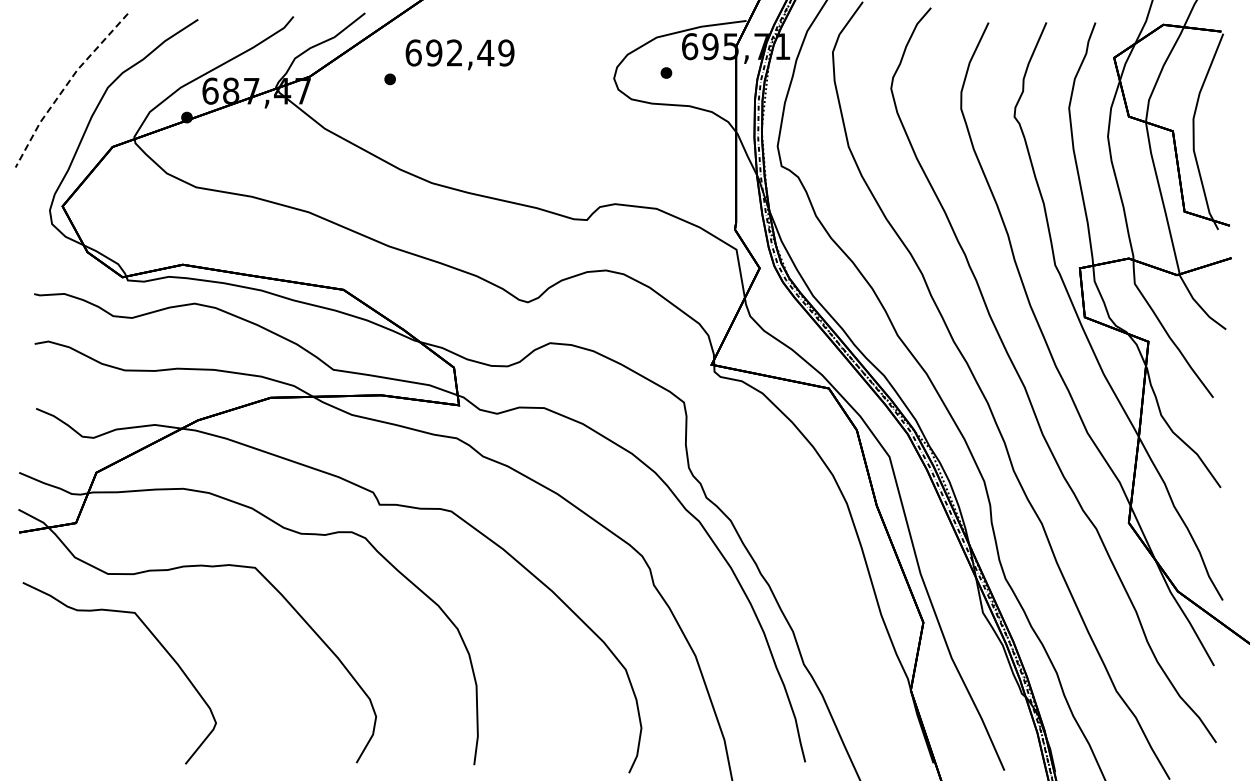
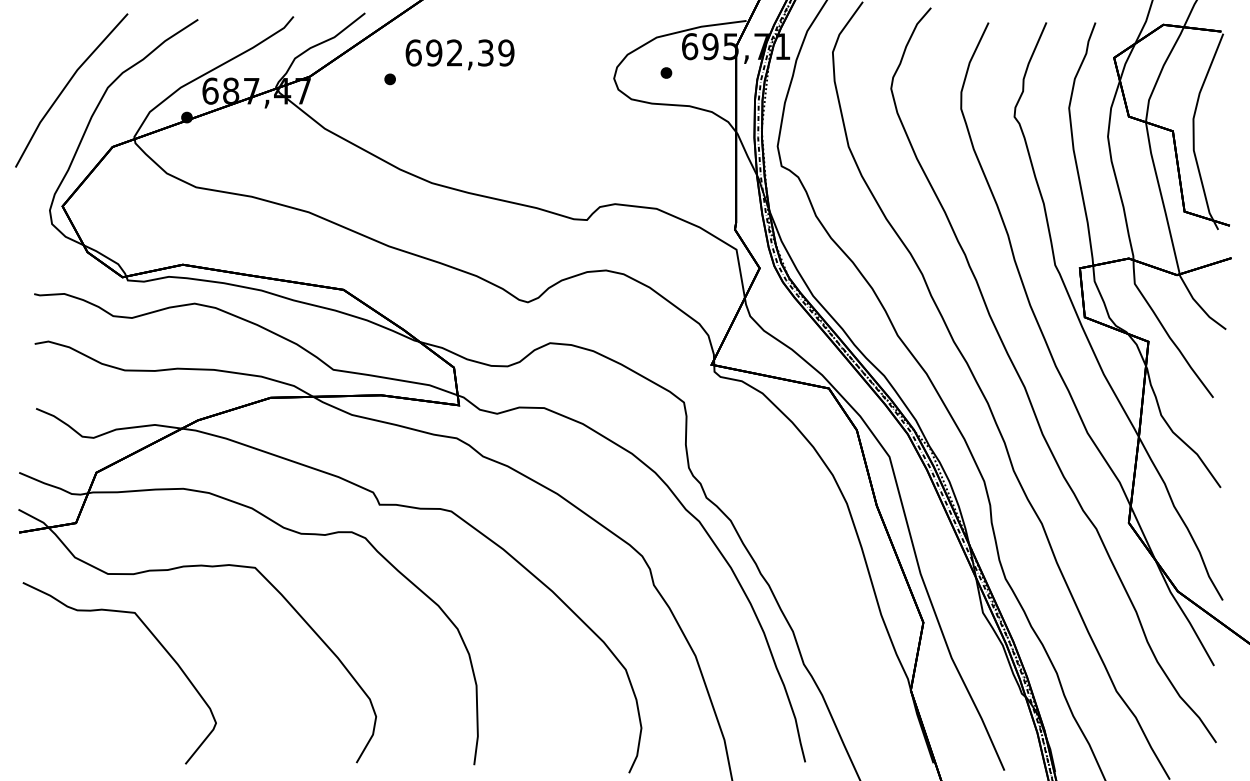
text: 692,49 -> 692,39 (485, 52)
line: dashed -> solid (65, 86)
